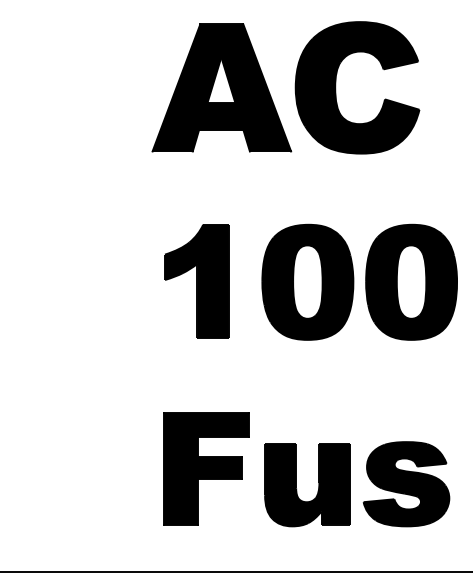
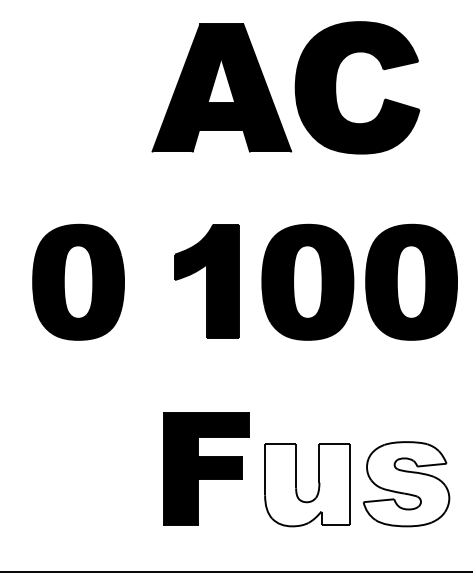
part: none -> present (78, 281)
part position: (196, 281) -> (206, 281) (206, 281)
fill: present -> none (307, 484)
fill: present -> none (406, 484)
